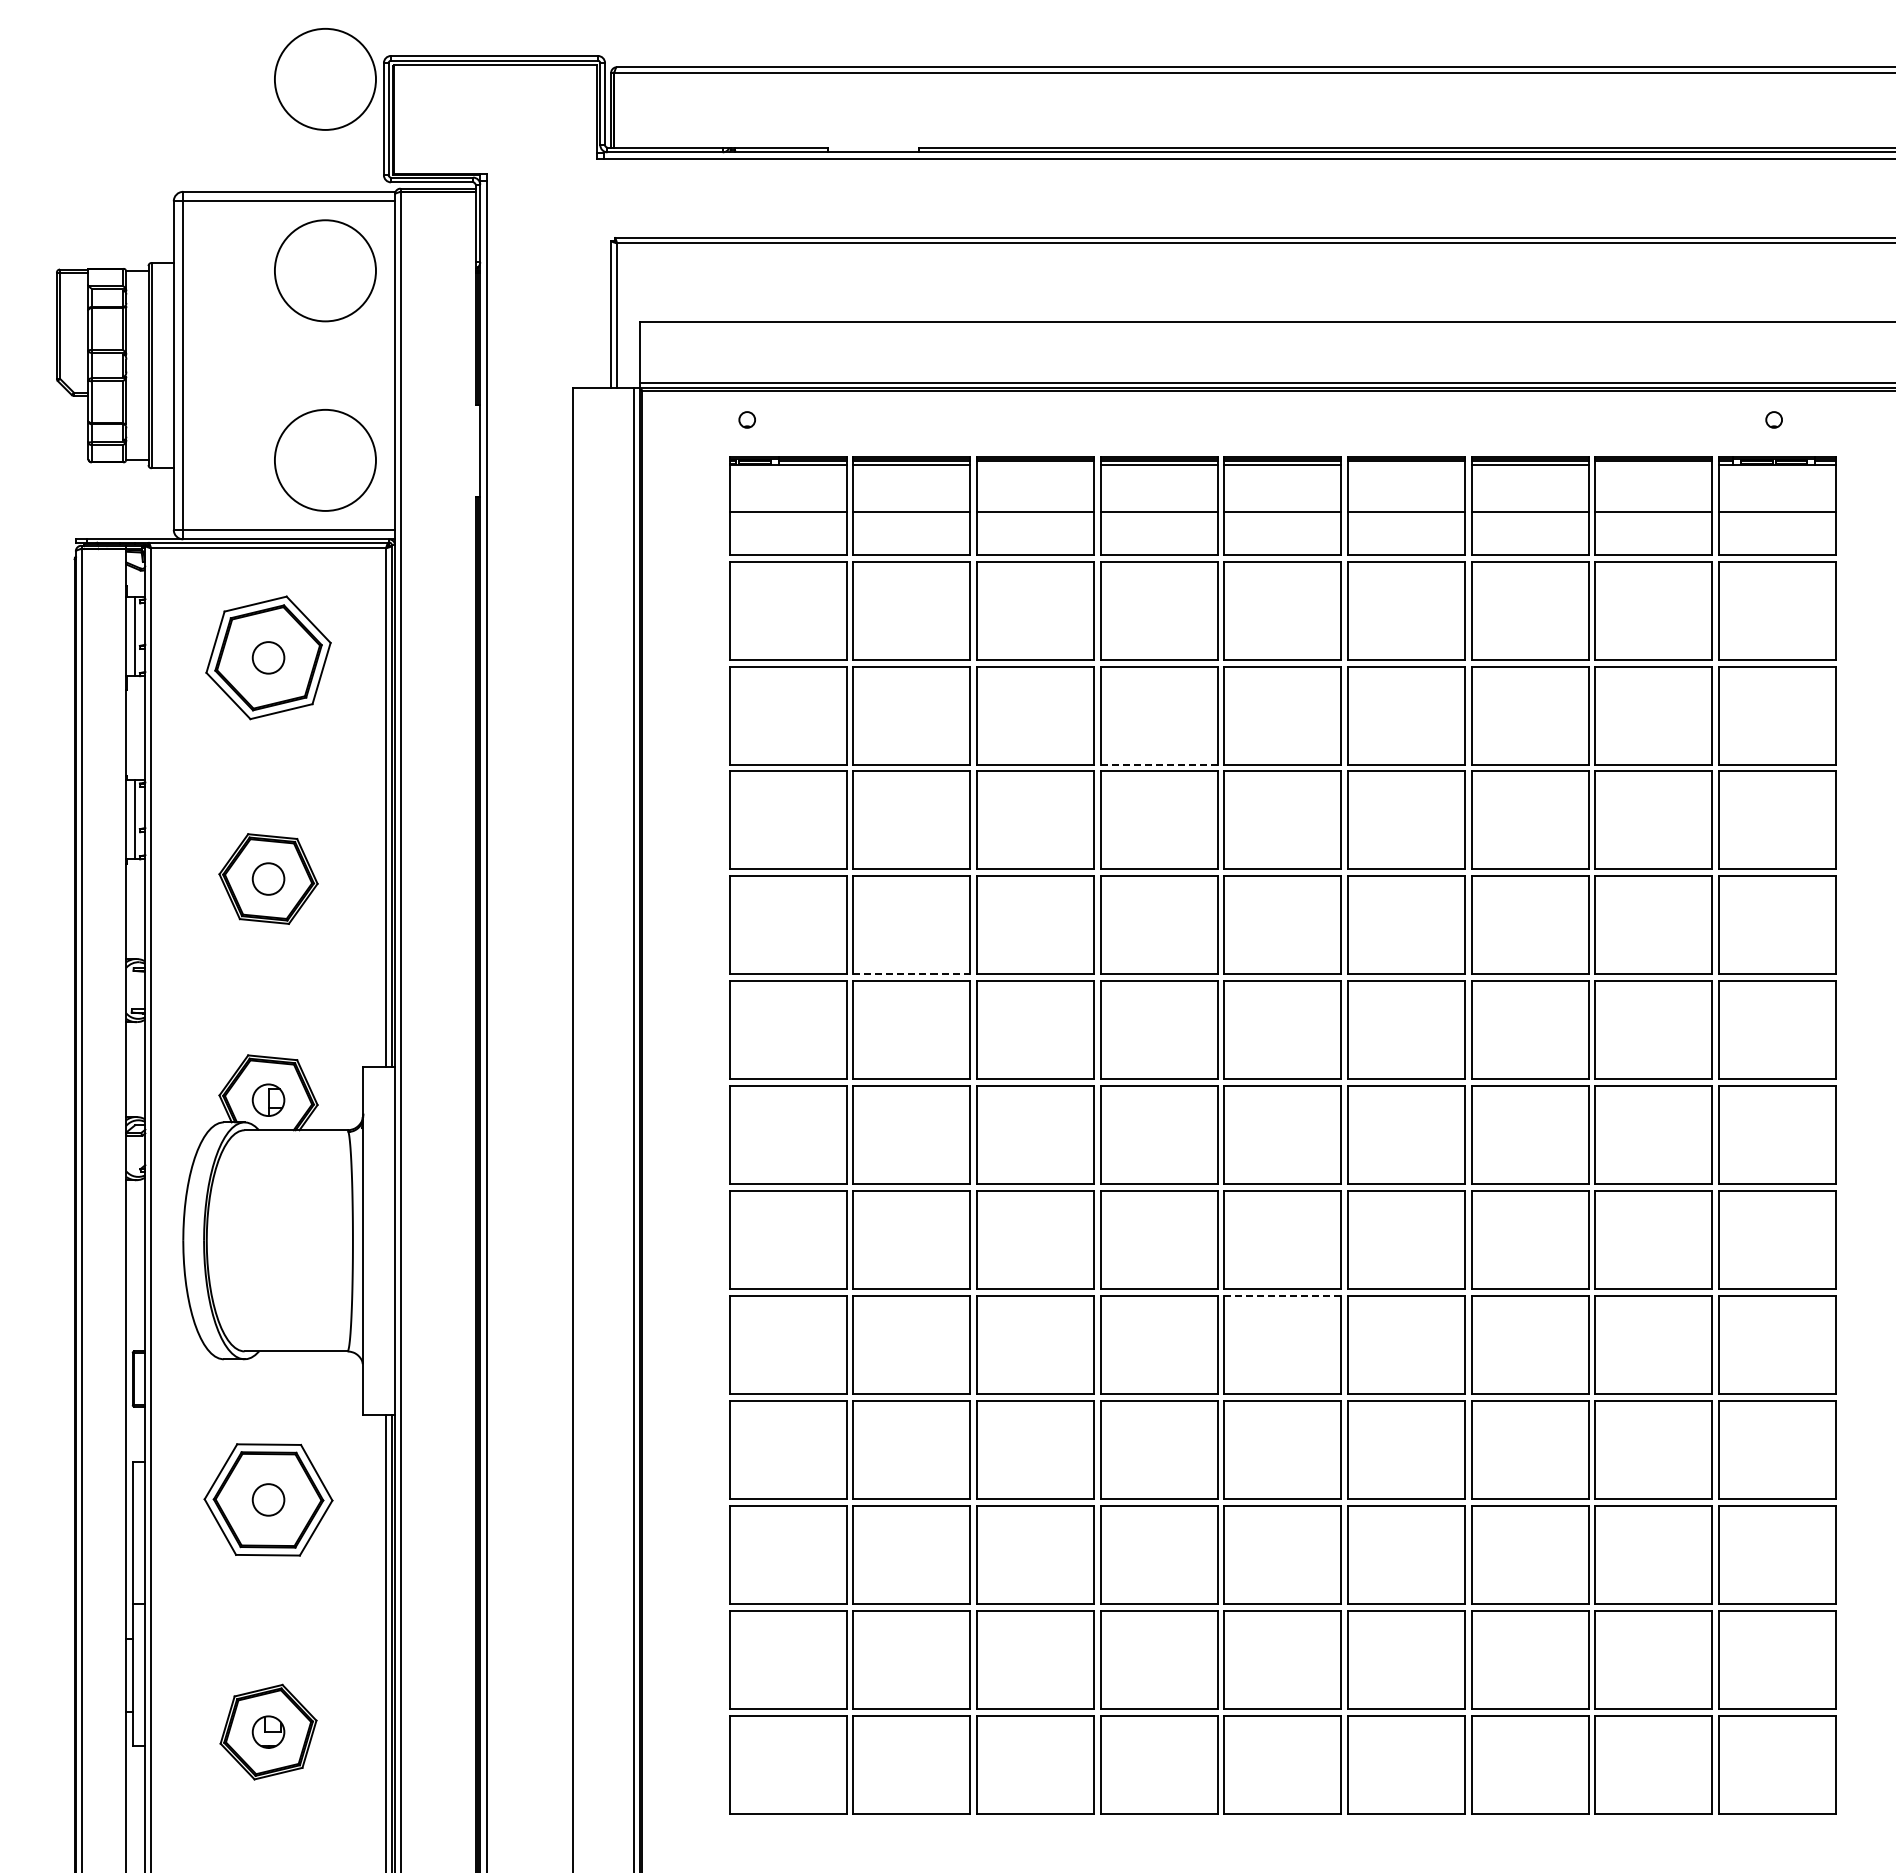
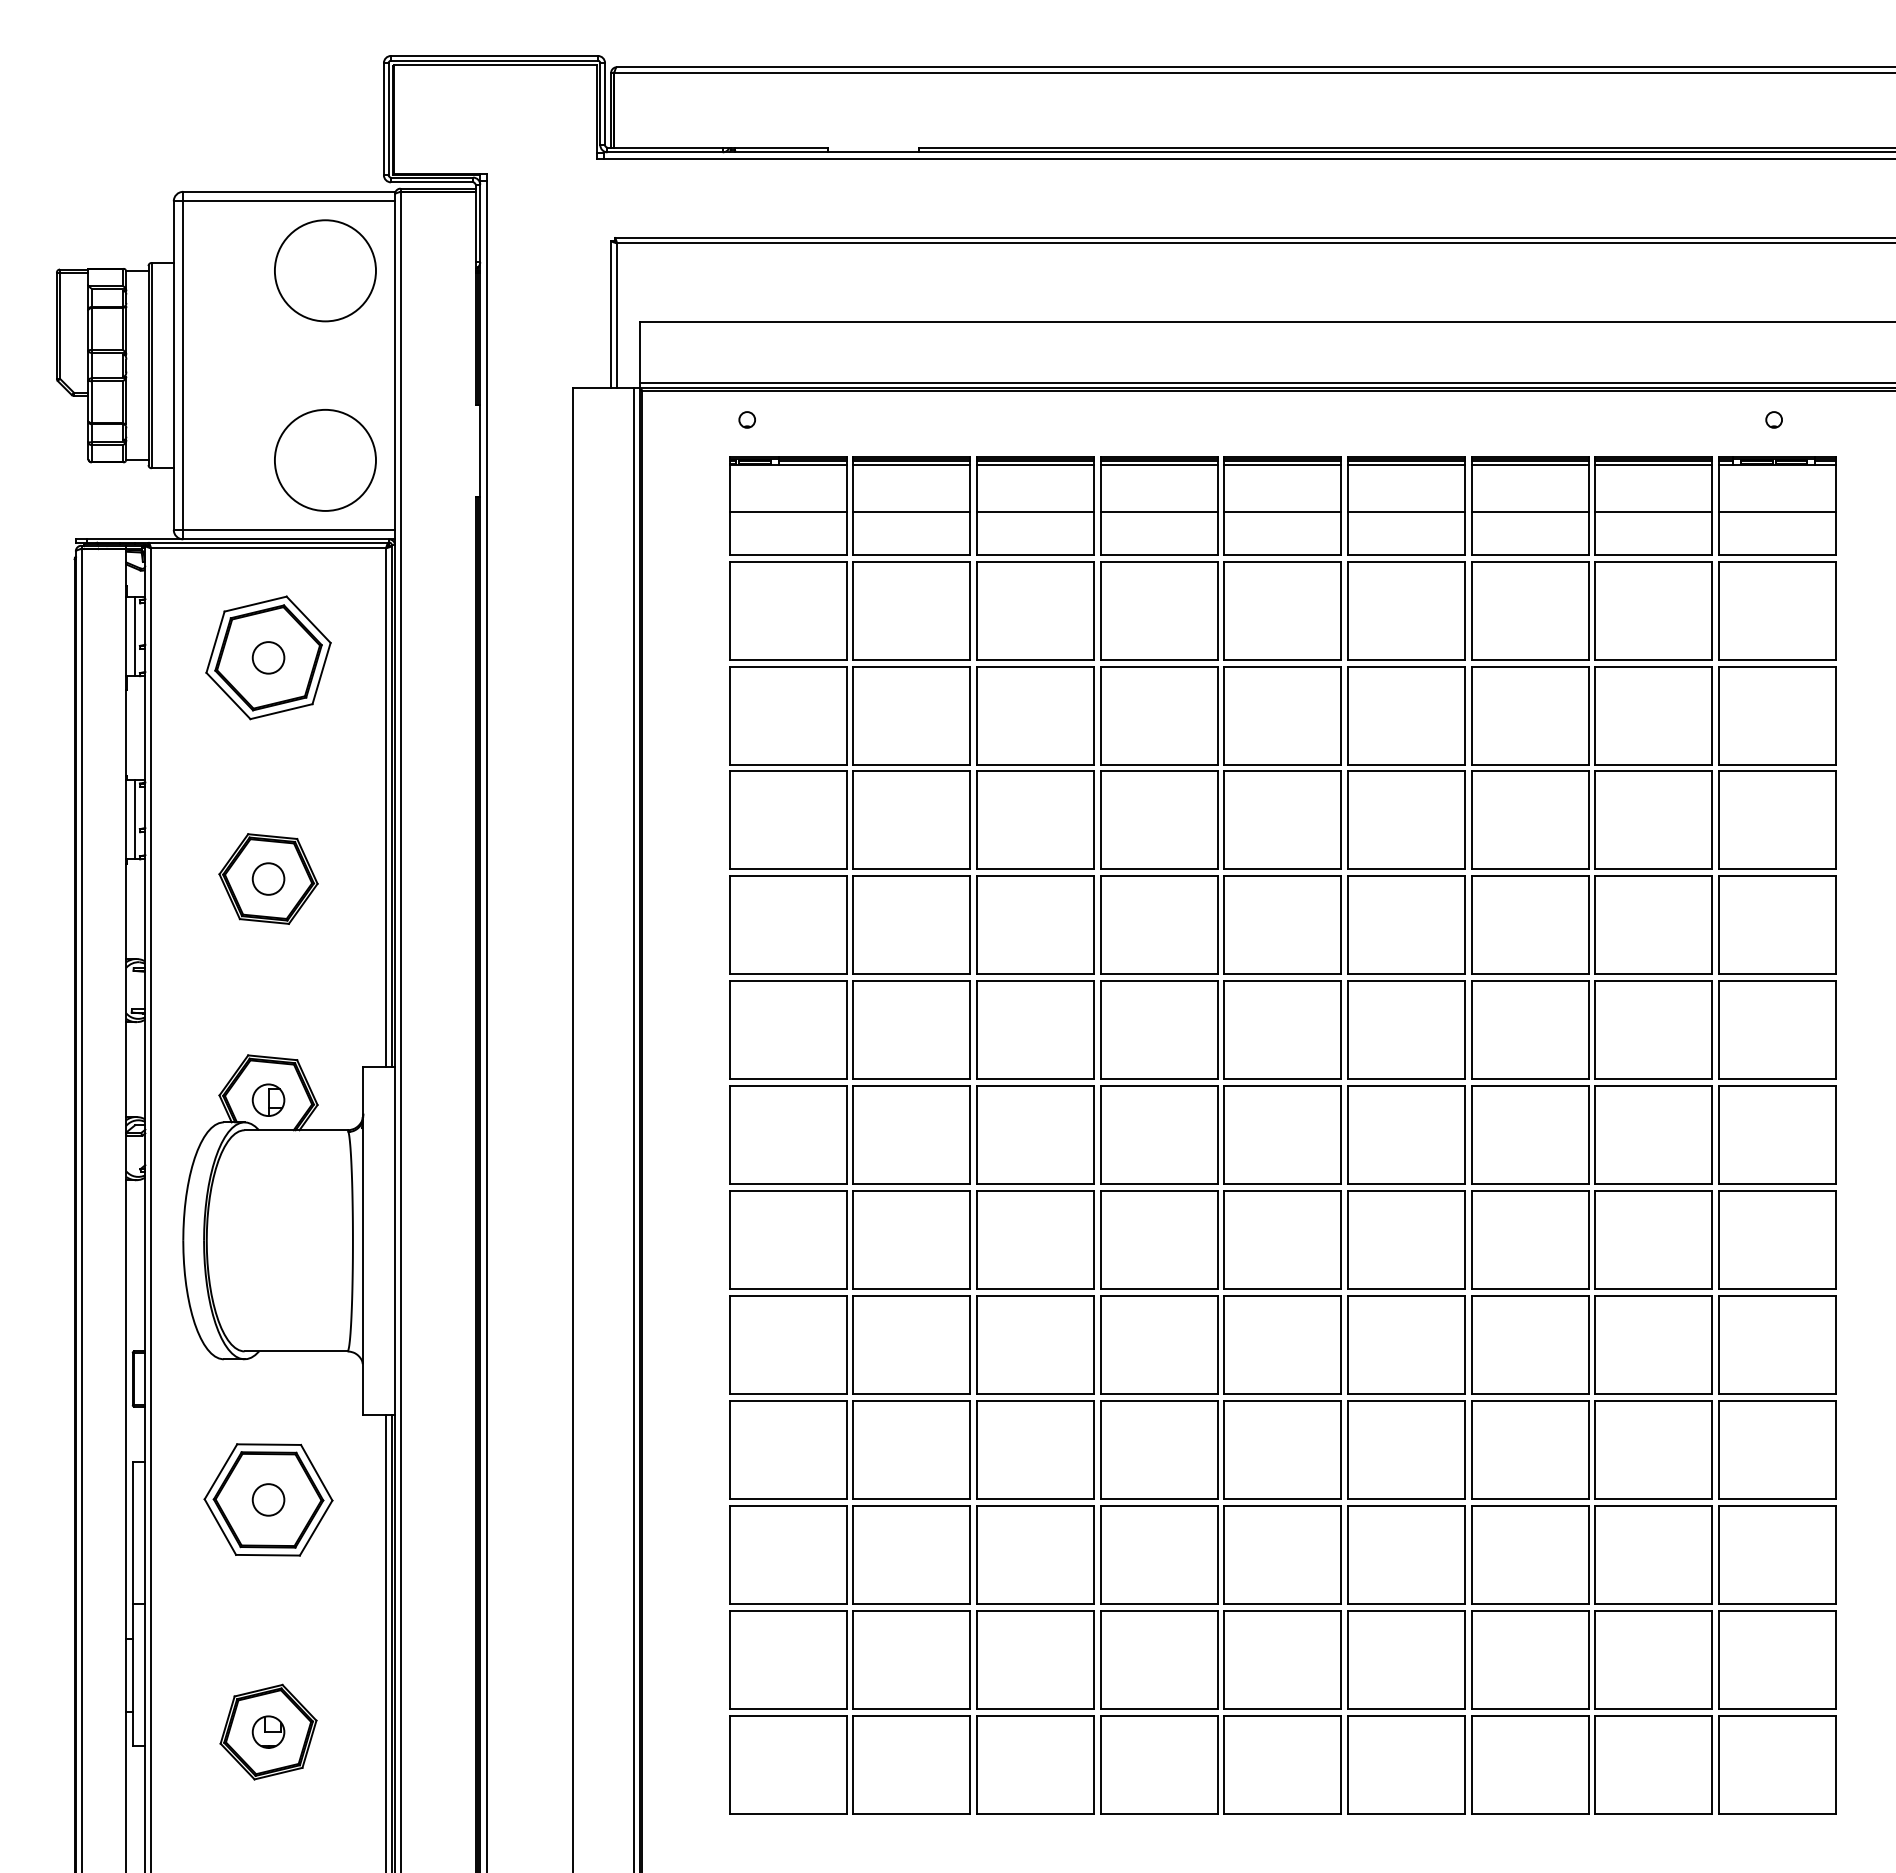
circle: present -> none (325, 79)
line: none -> present (1035, 464)
line: none -> present (1405, 464)
line: none -> present (1653, 464)
line: dashed -> solid (1159, 764)
line: dashed -> solid (912, 974)
line: dashed -> solid (1282, 1295)
